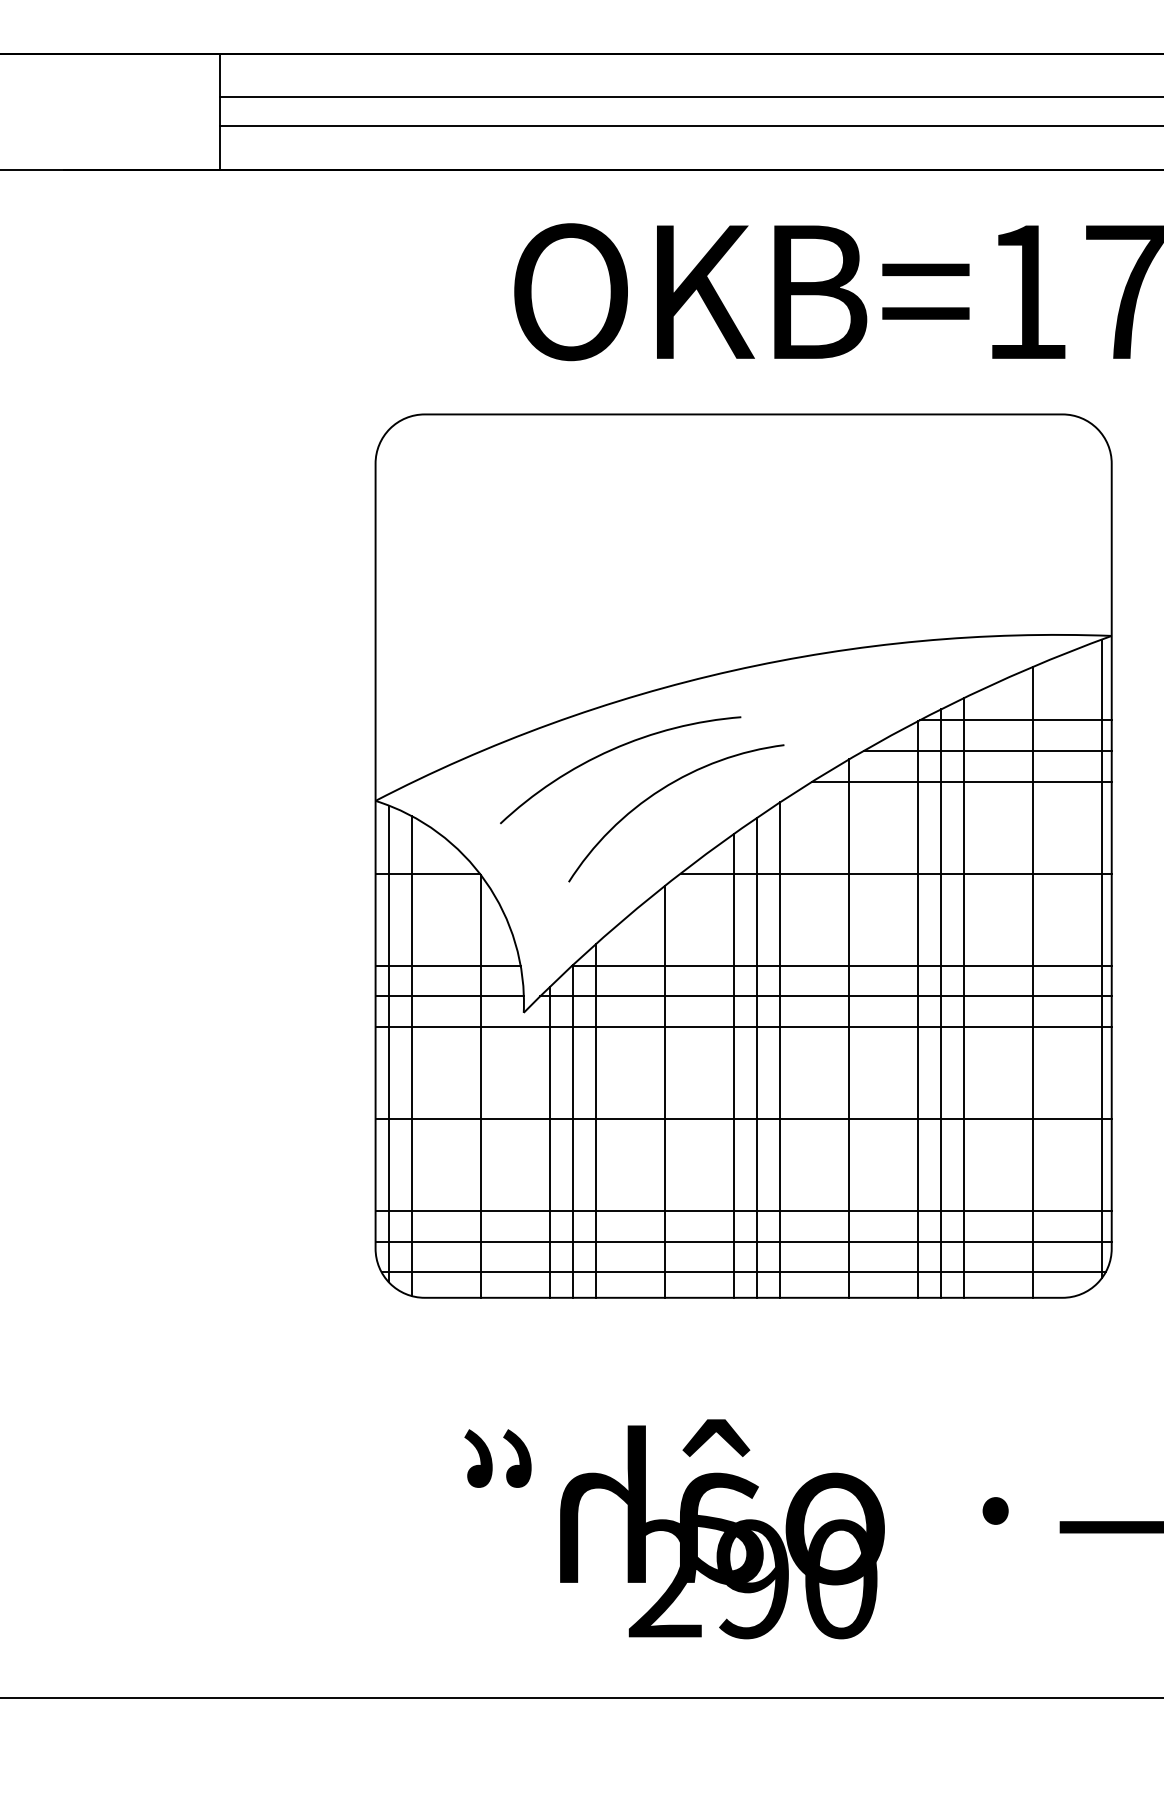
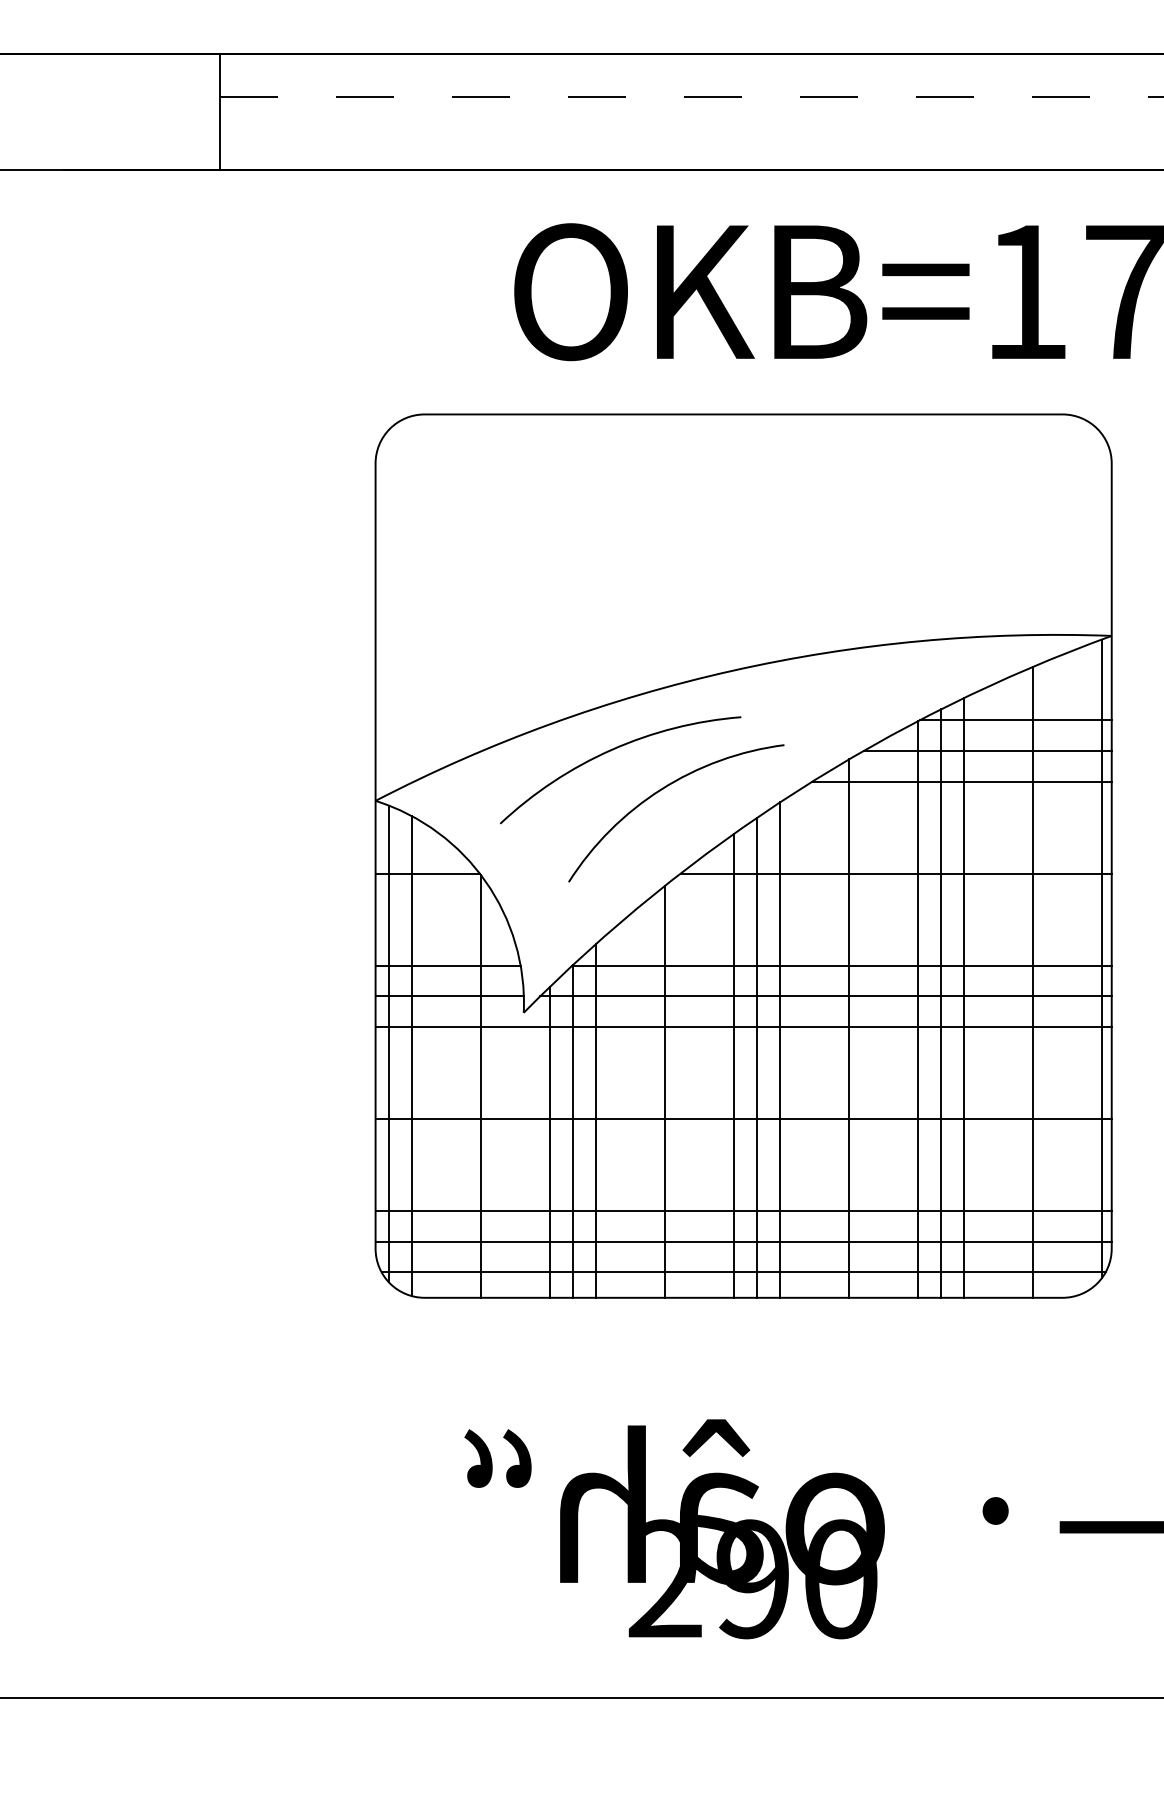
line: solid -> dashed (692, 97)
line: present -> none (690, 126)
